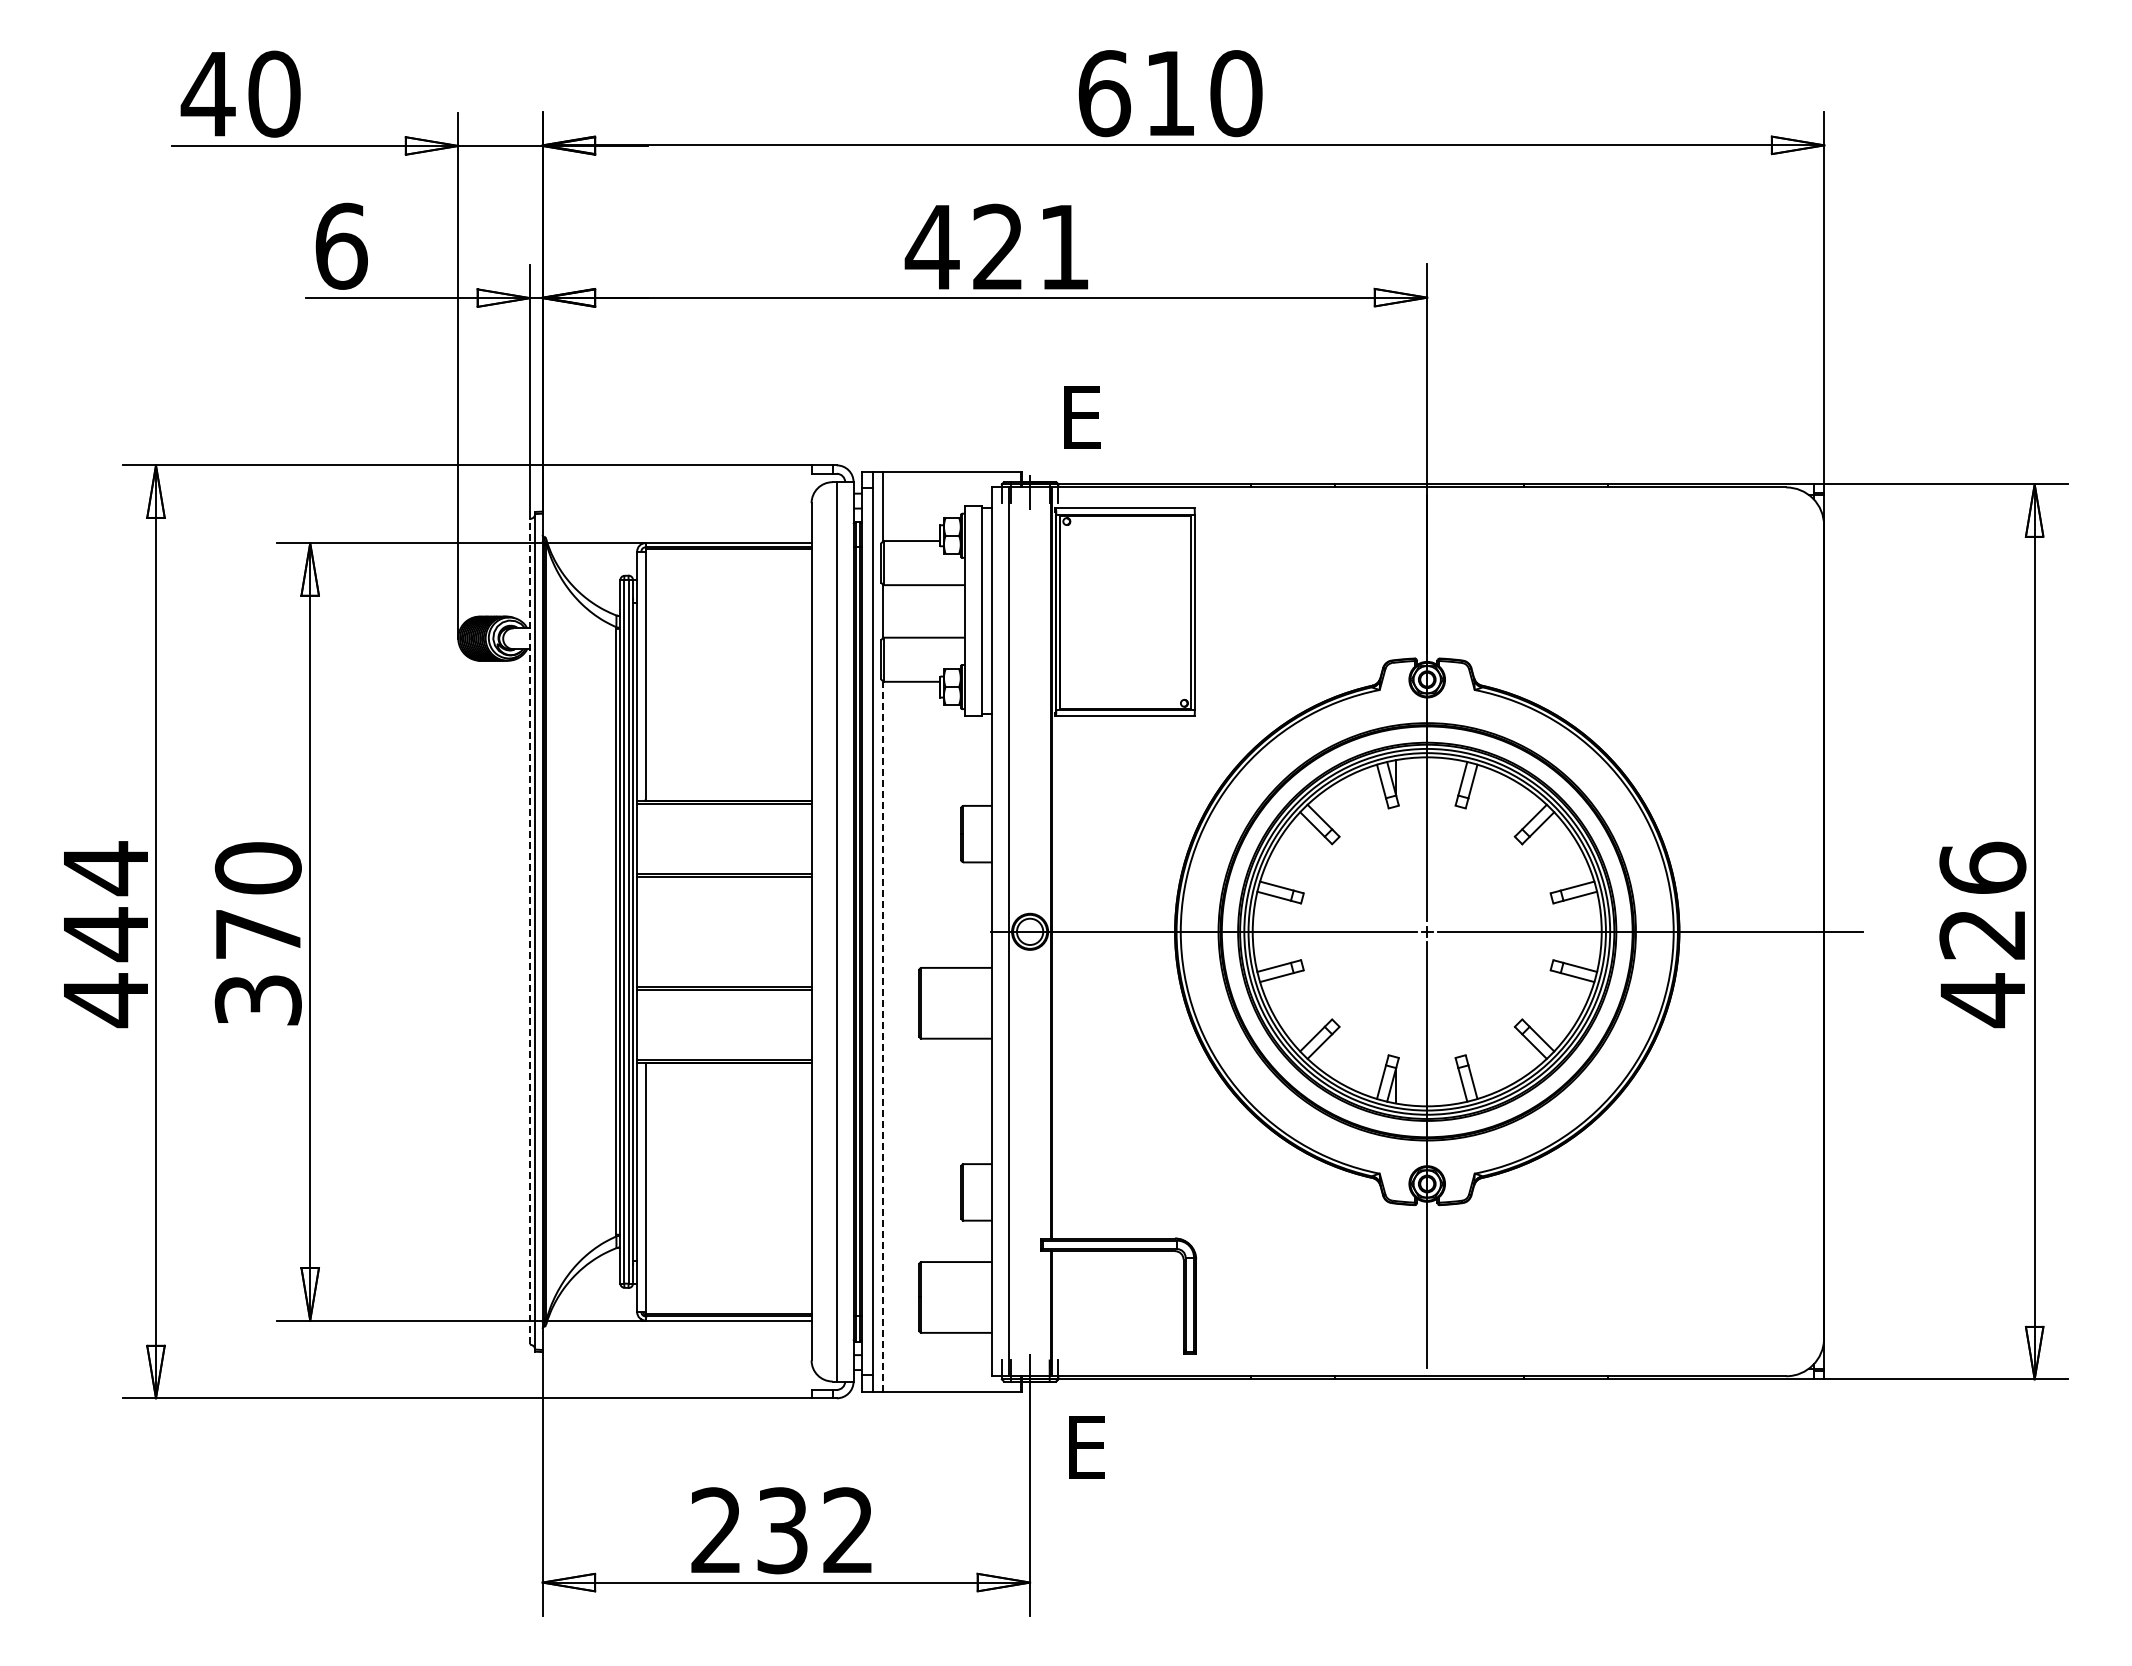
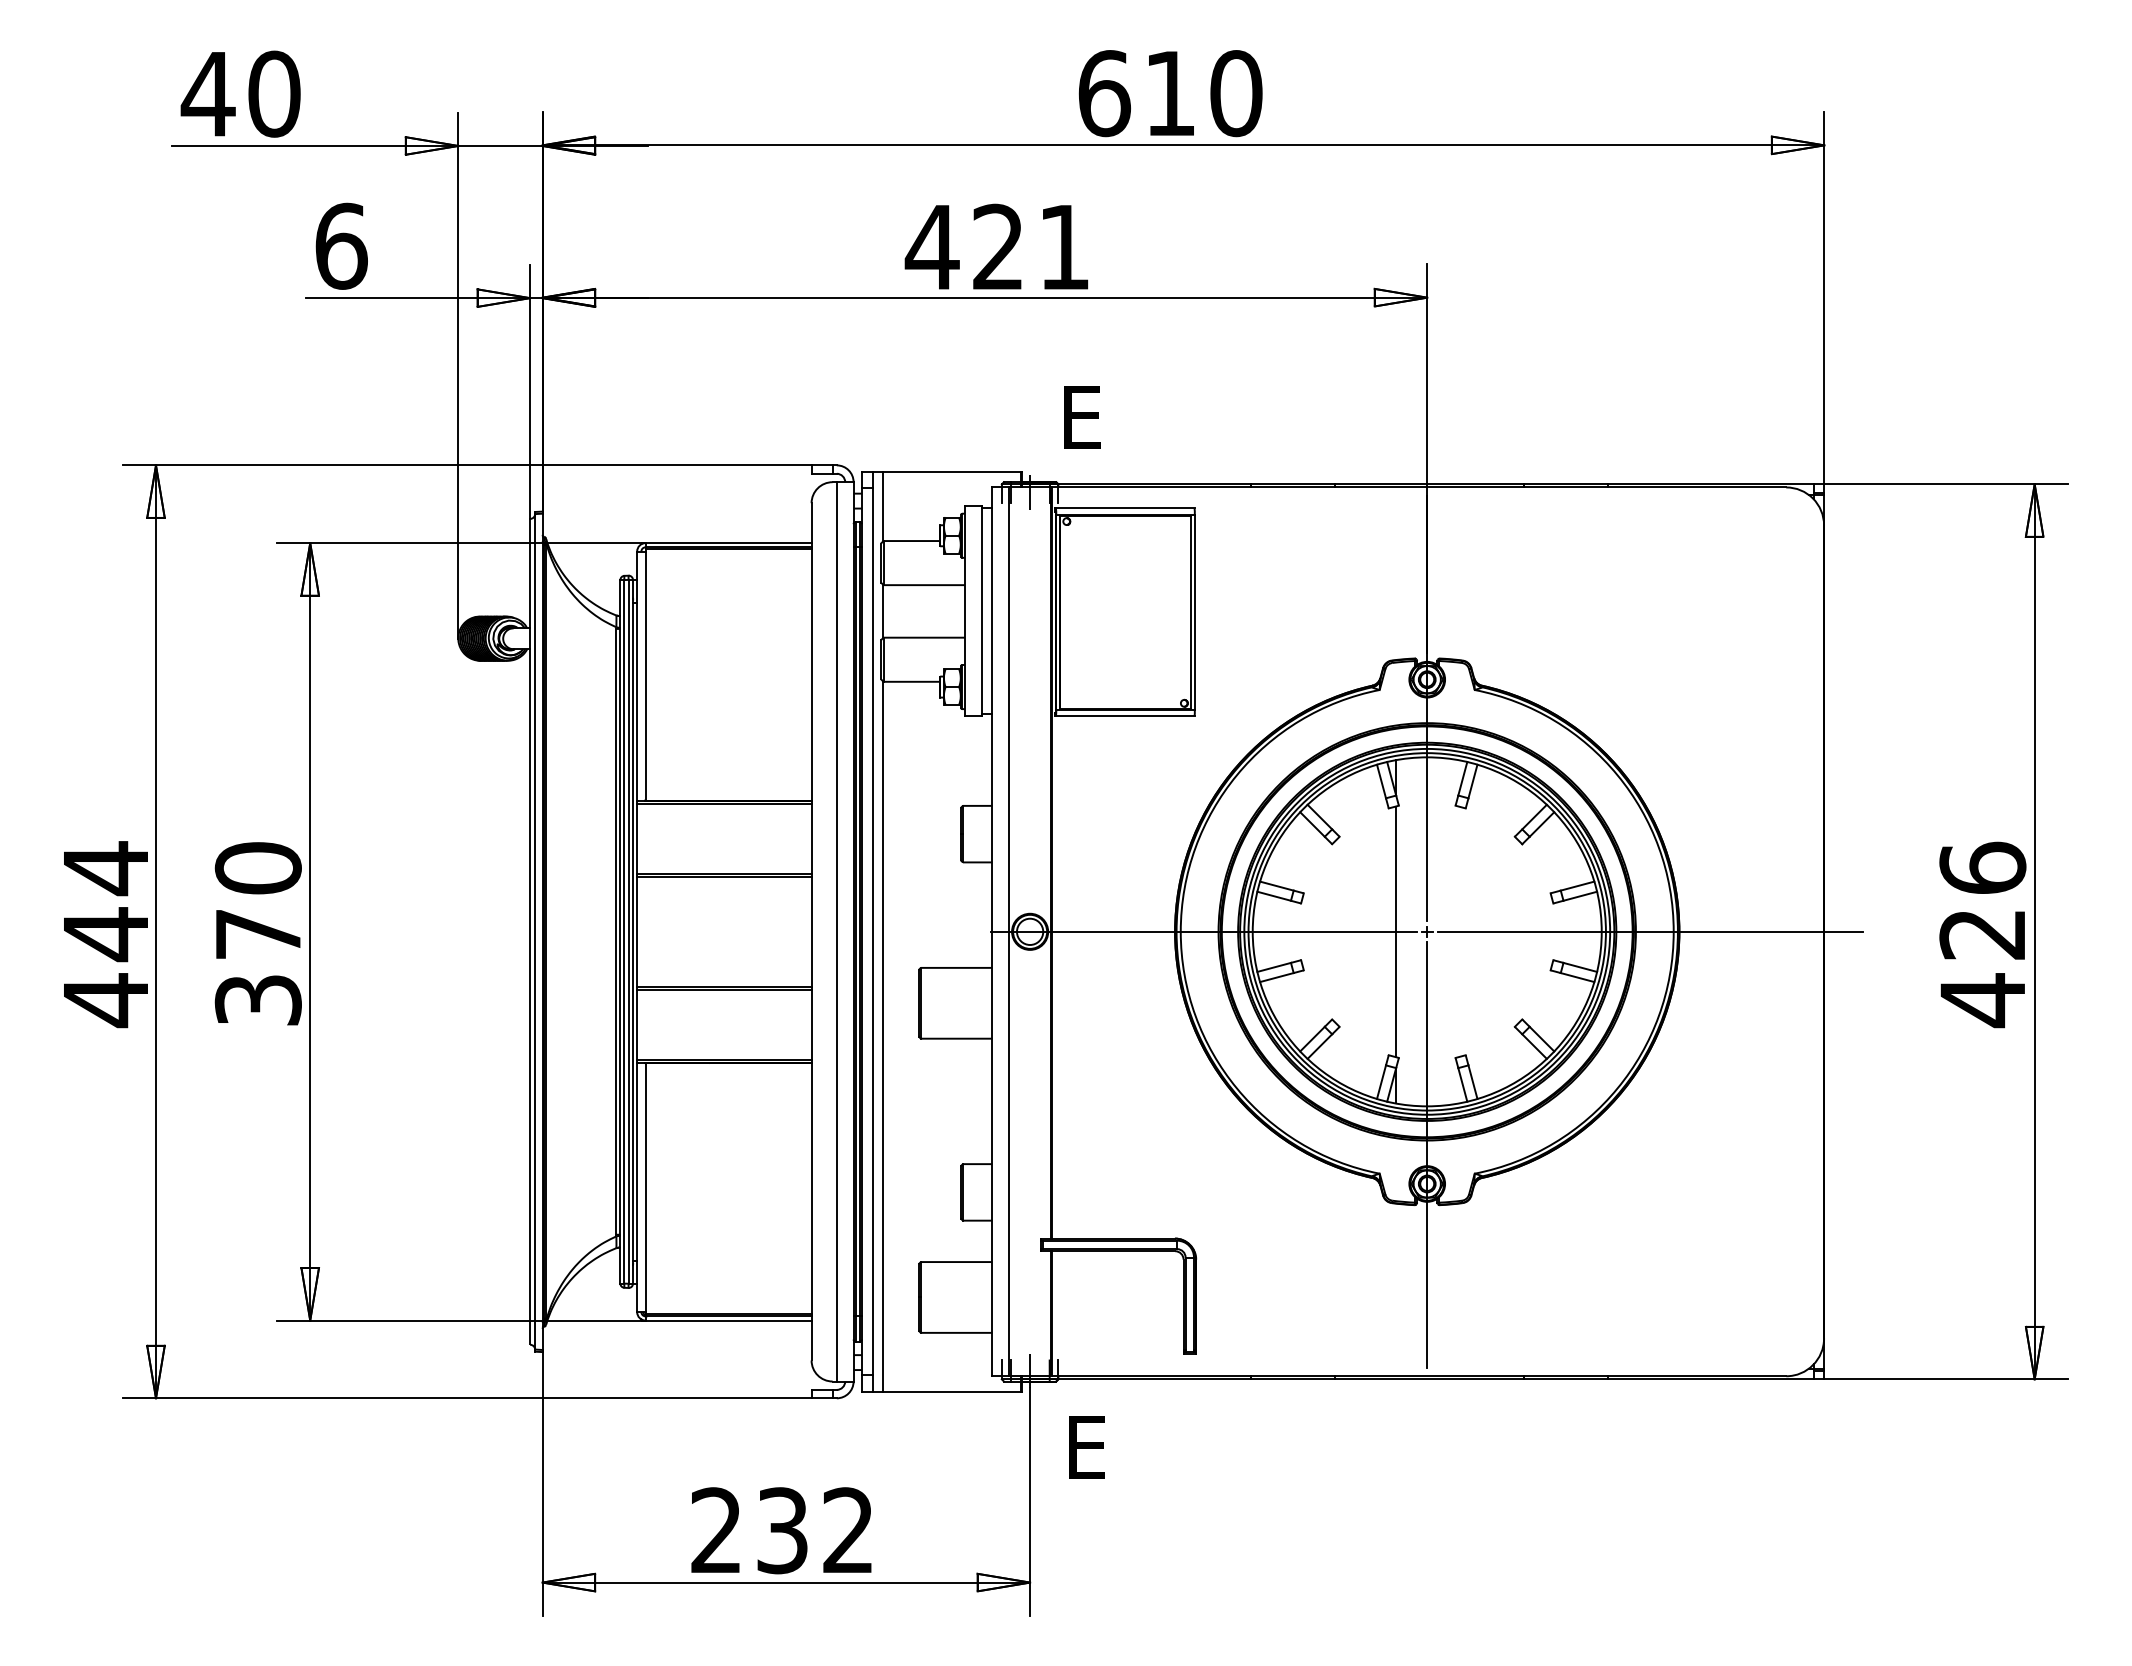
line: dashed -> solid (530, 931)
line: none -> present (1395, 931)
line: dashed -> solid (883, 1036)
